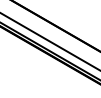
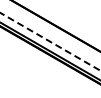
line: solid -> dashed (50, 42)
